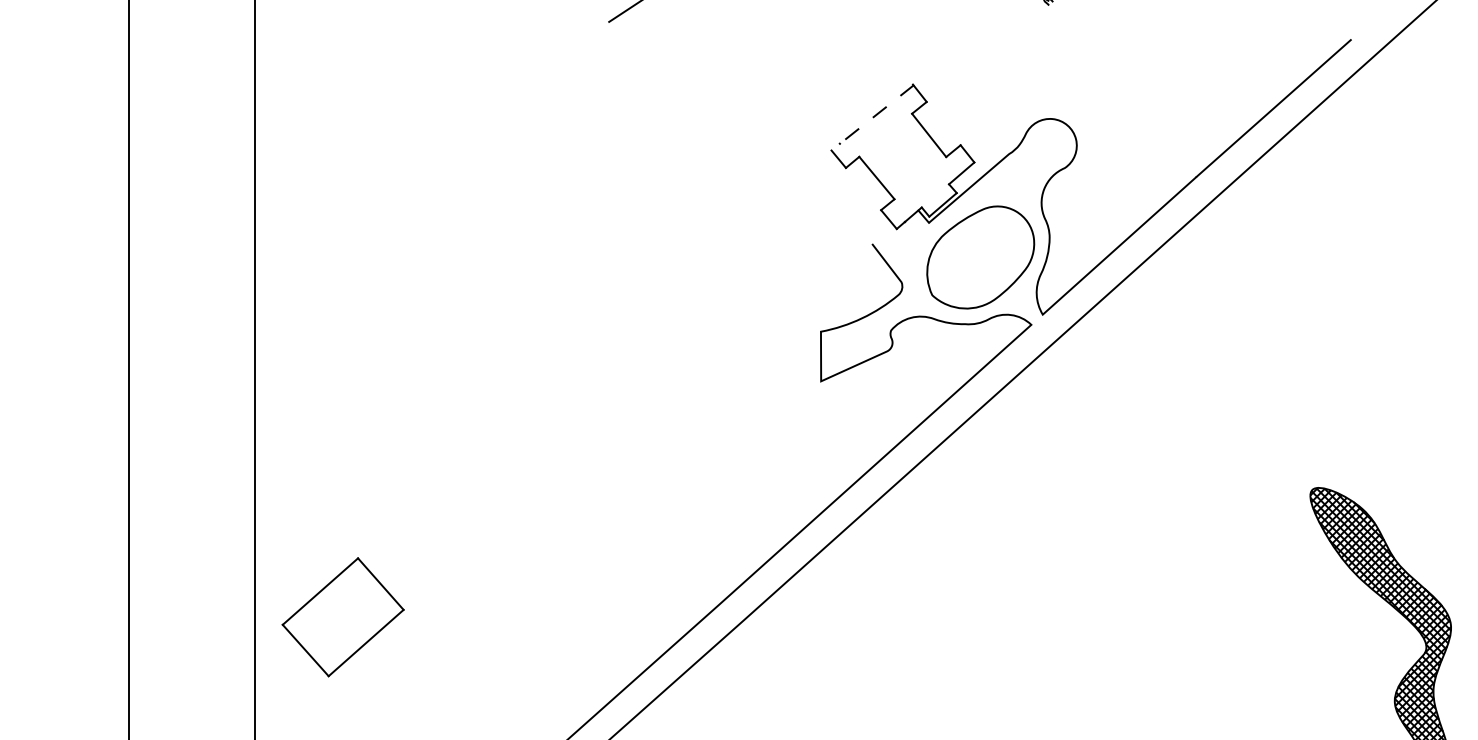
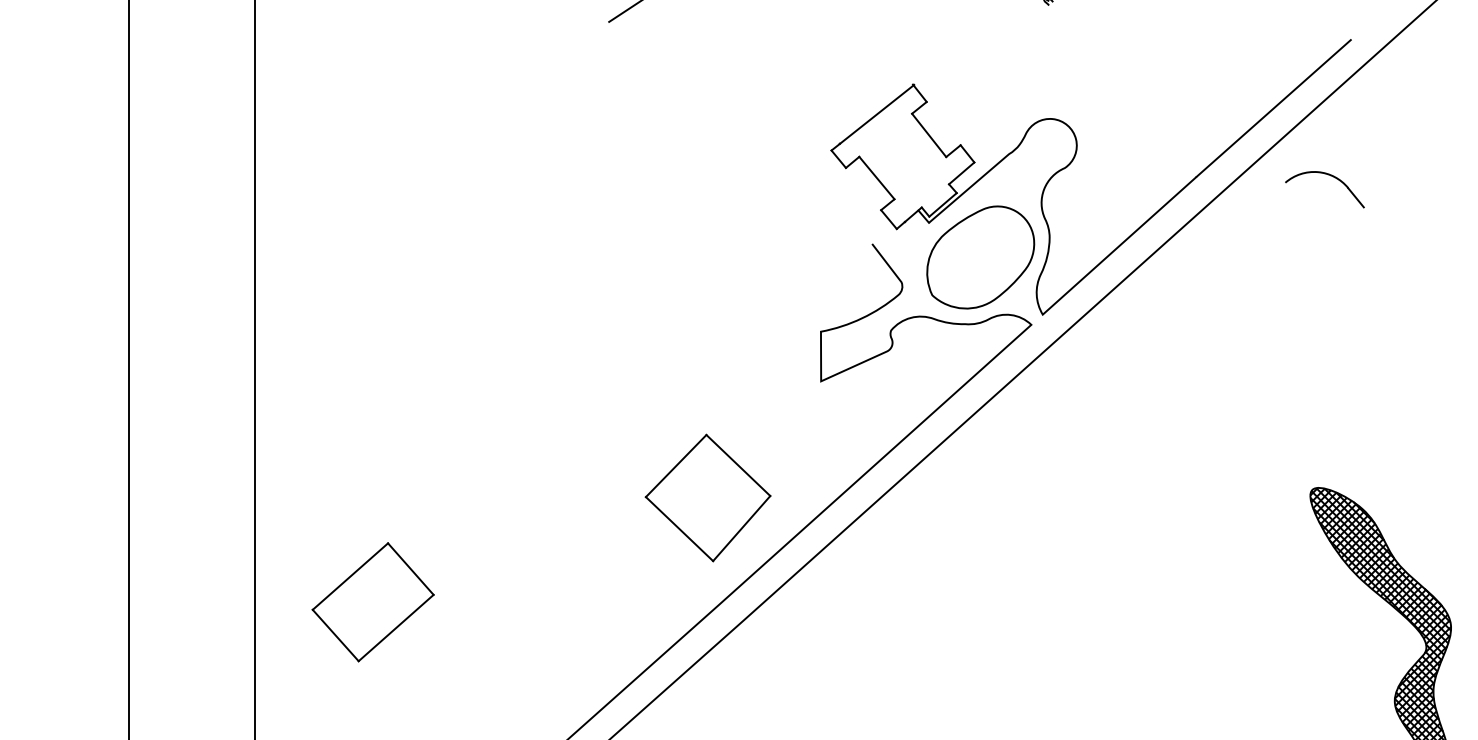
line: dashed -> solid (872, 117)
part: none -> present (1330, 176)
part: none -> present (707, 497)
part position: (342, 617) -> (372, 602) (372, 602)
